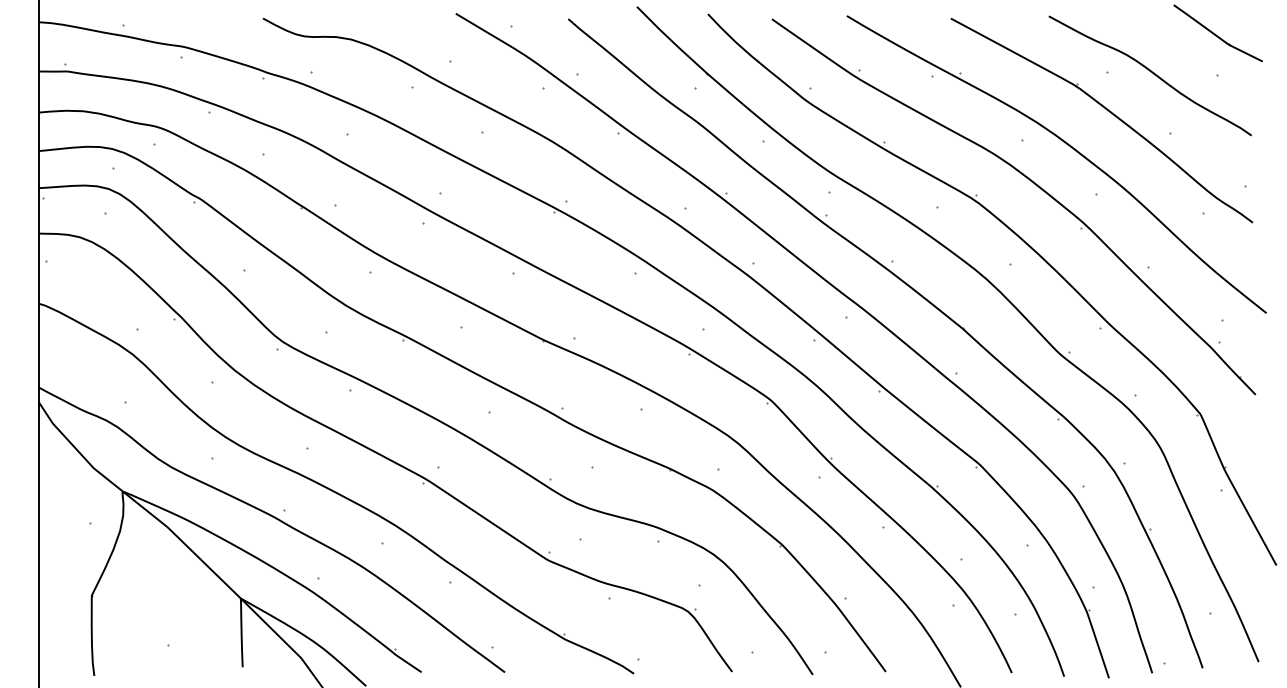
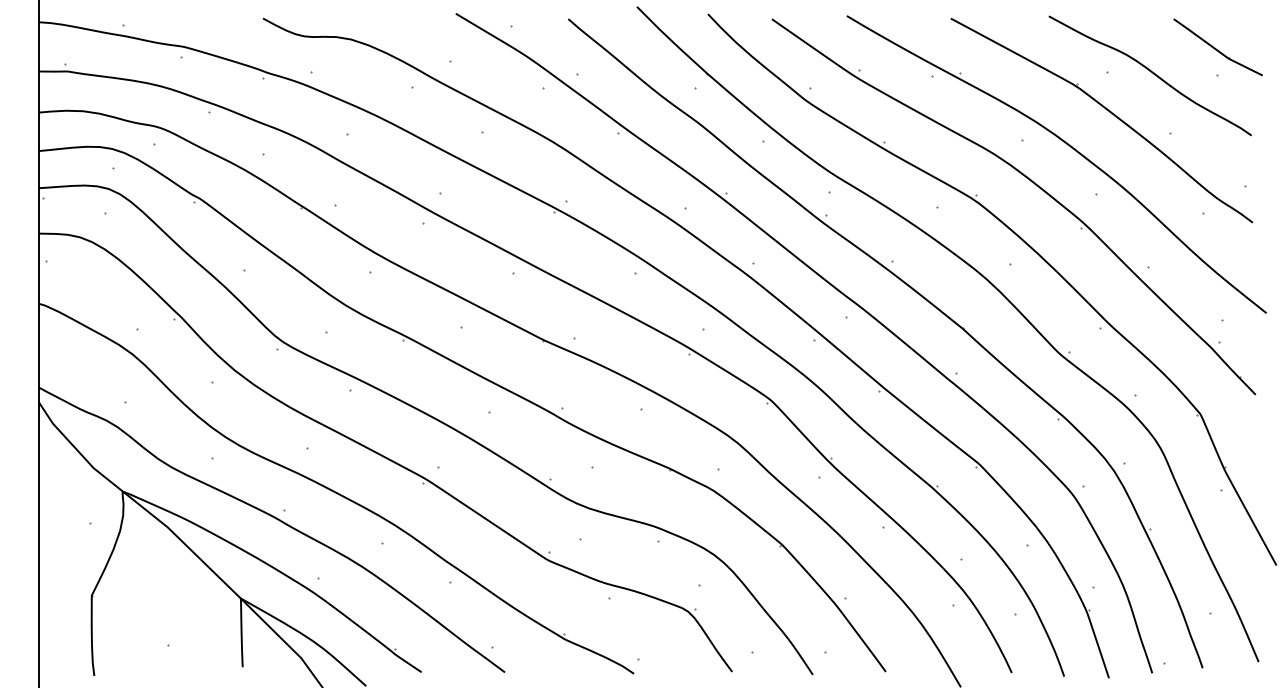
part position: (1217, 33) -> (1217, 47) (1217, 47)
